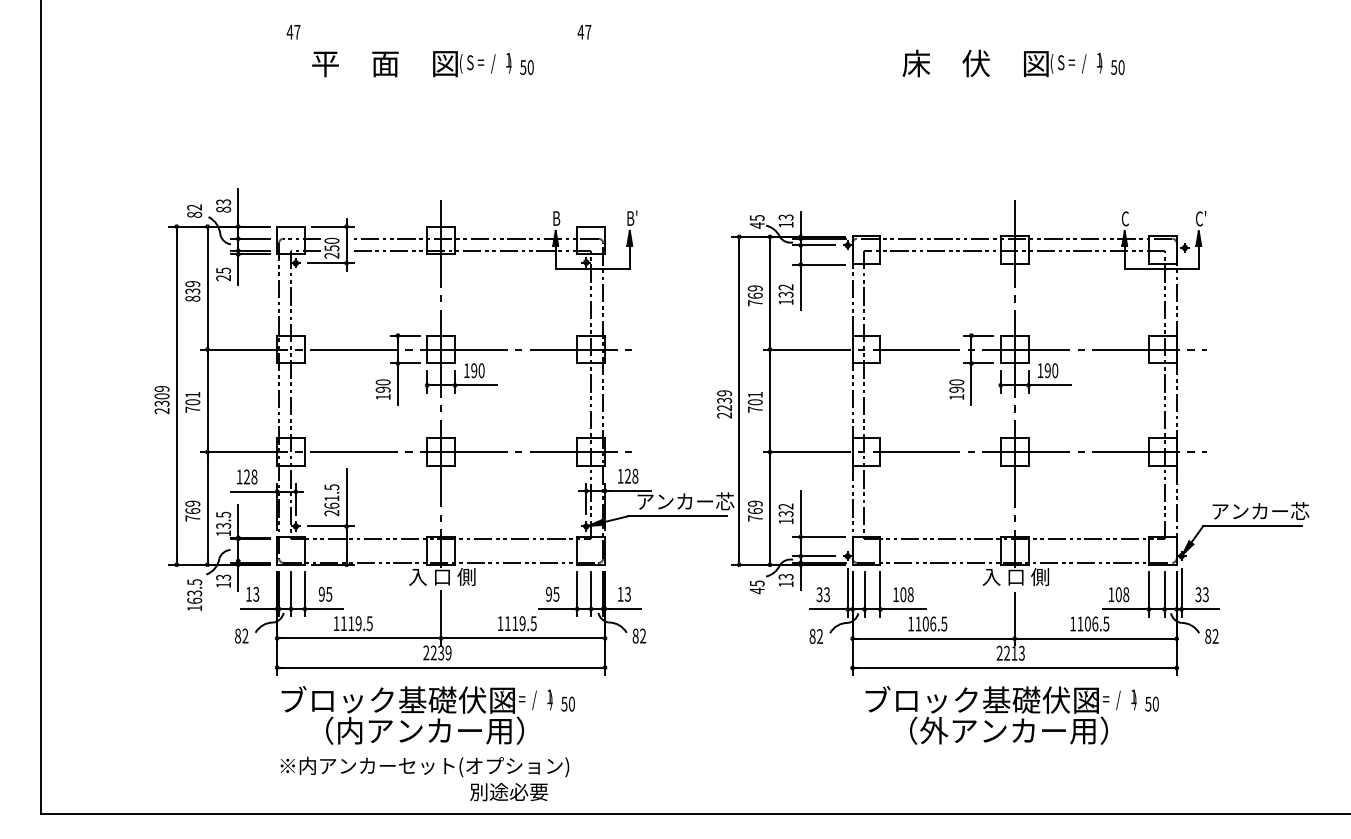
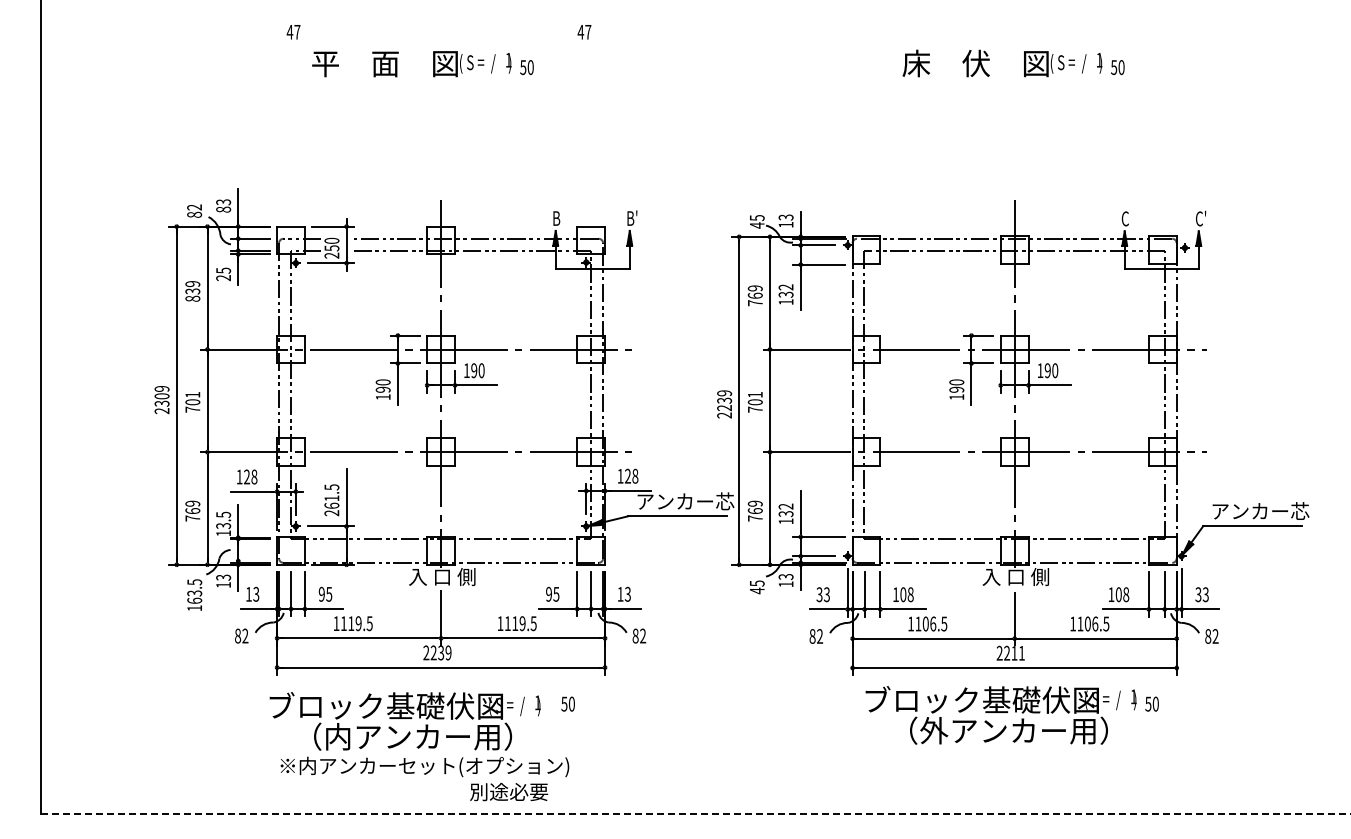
text: 2213 -> 2211 (1021, 652)
text position: (416, 715) -> (404, 721) (404, 721)
line: solid -> dashed (695, 814)
